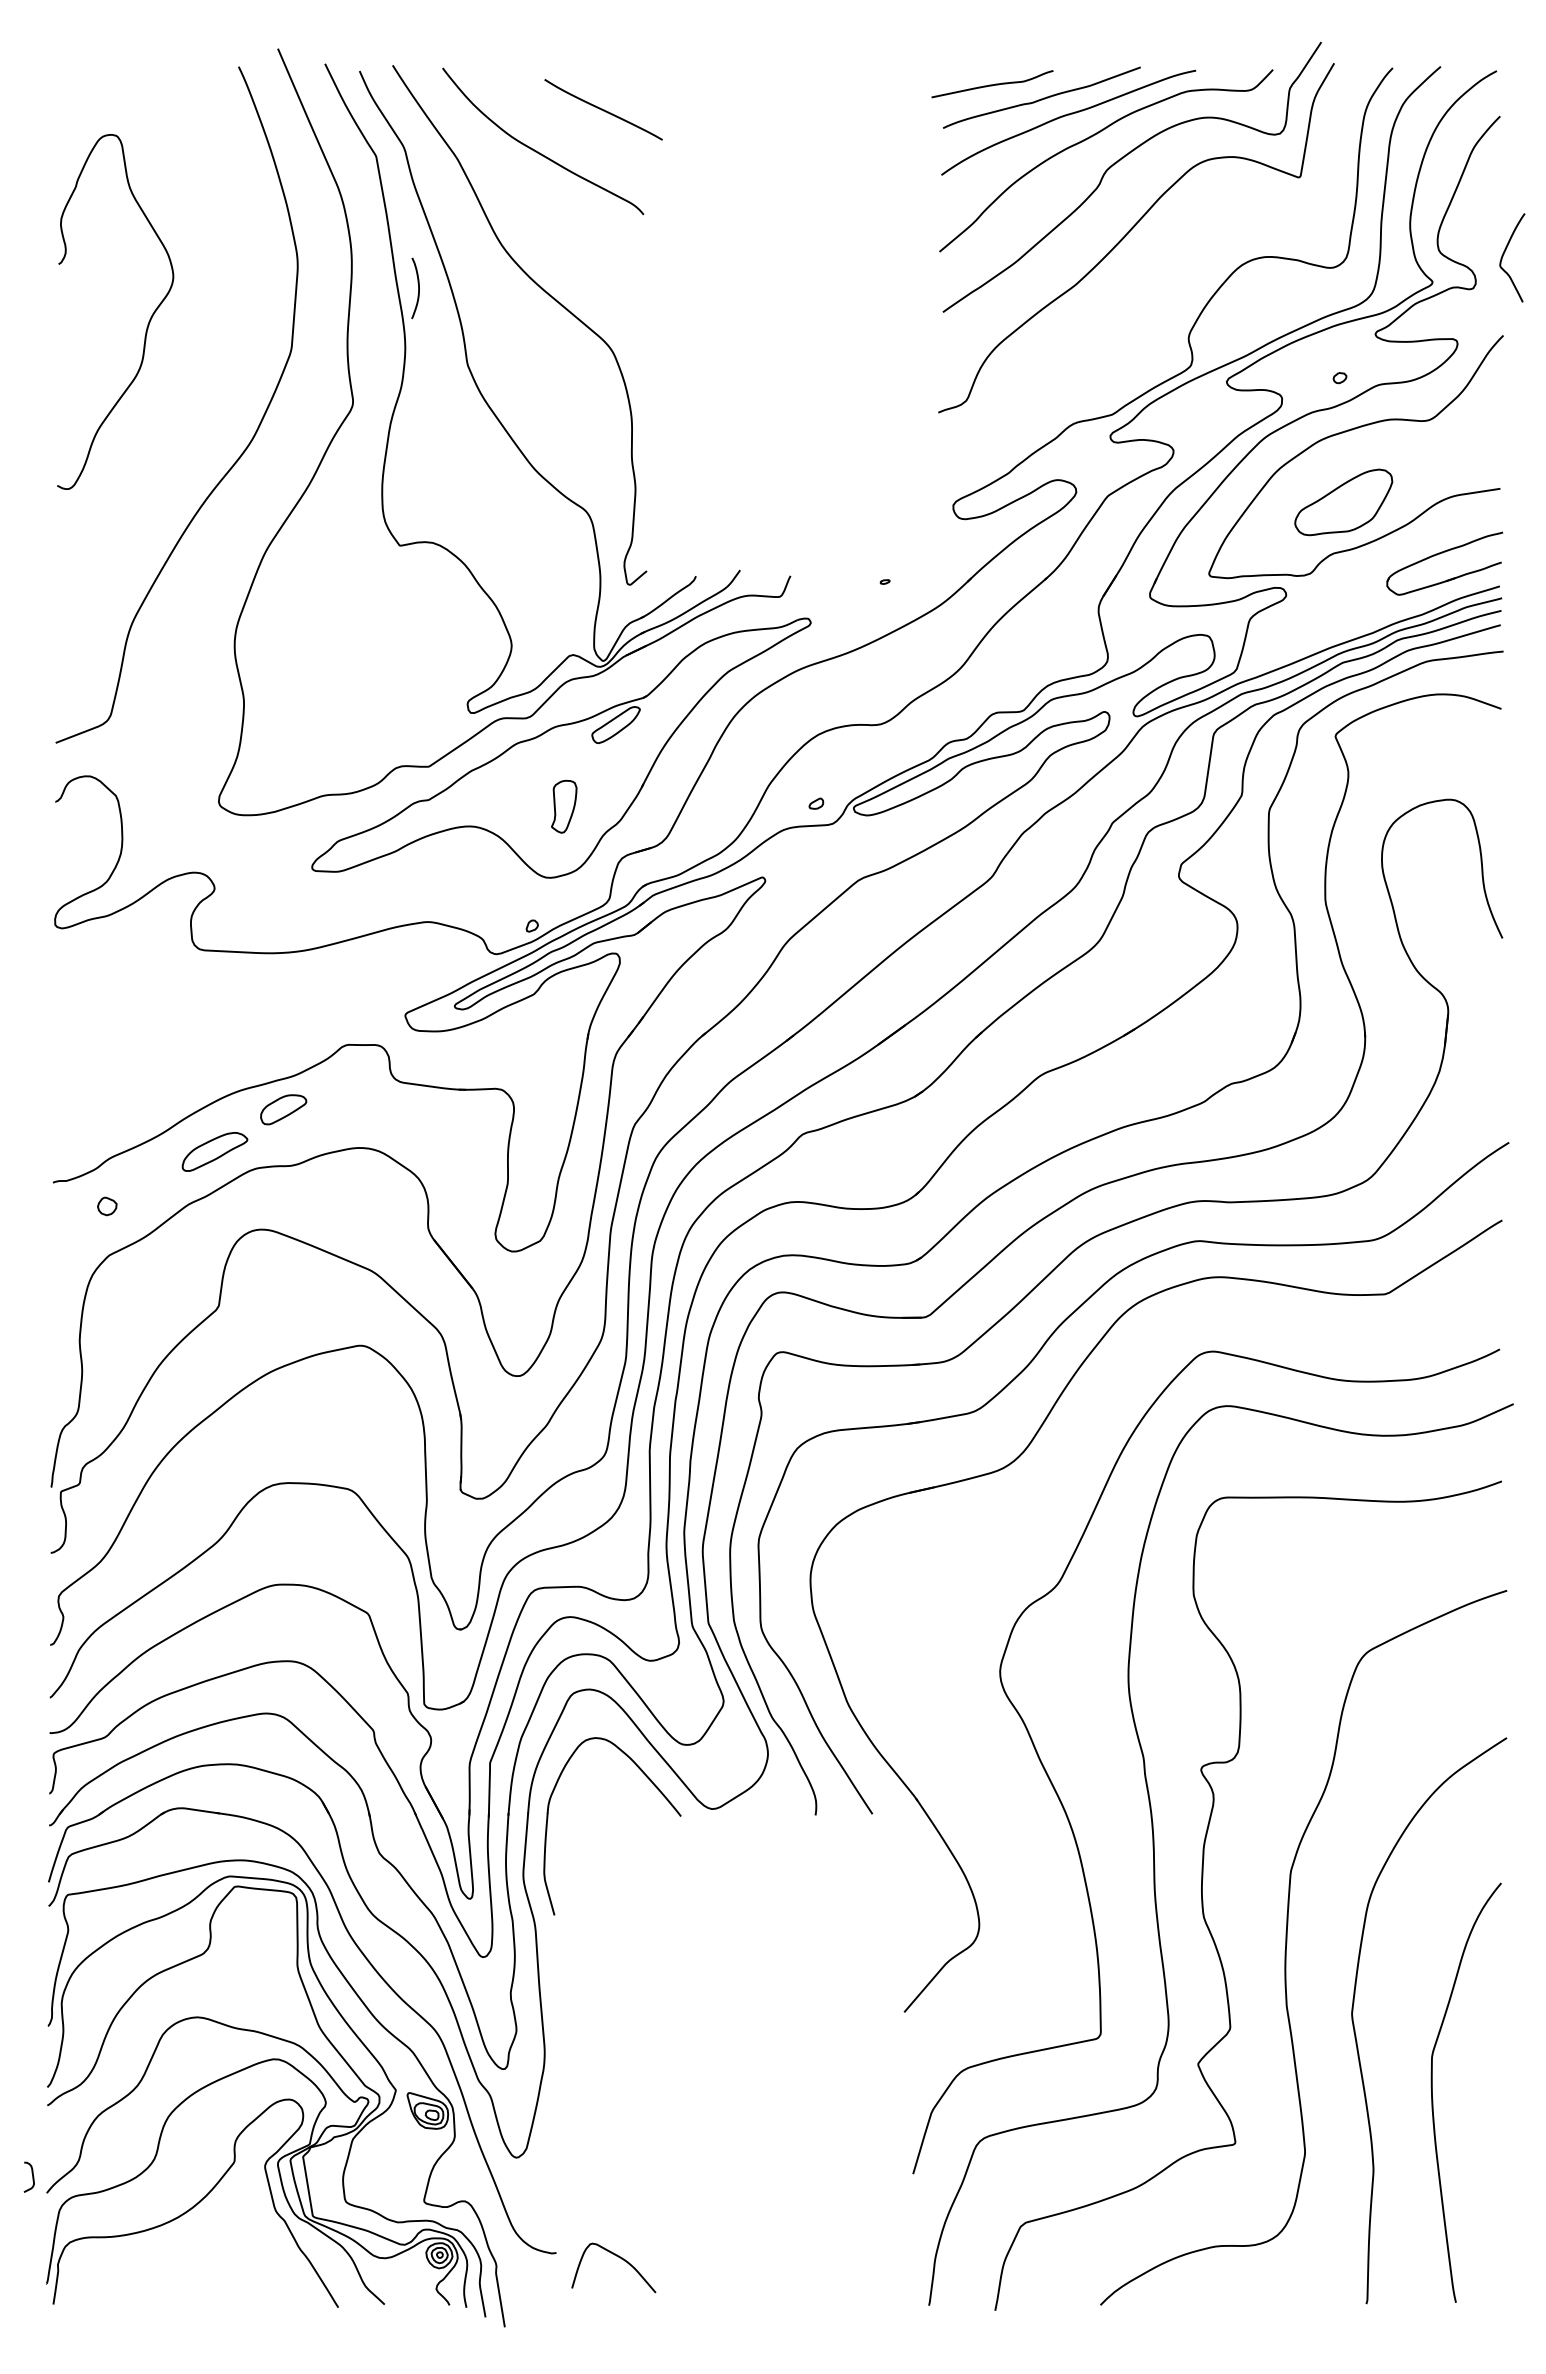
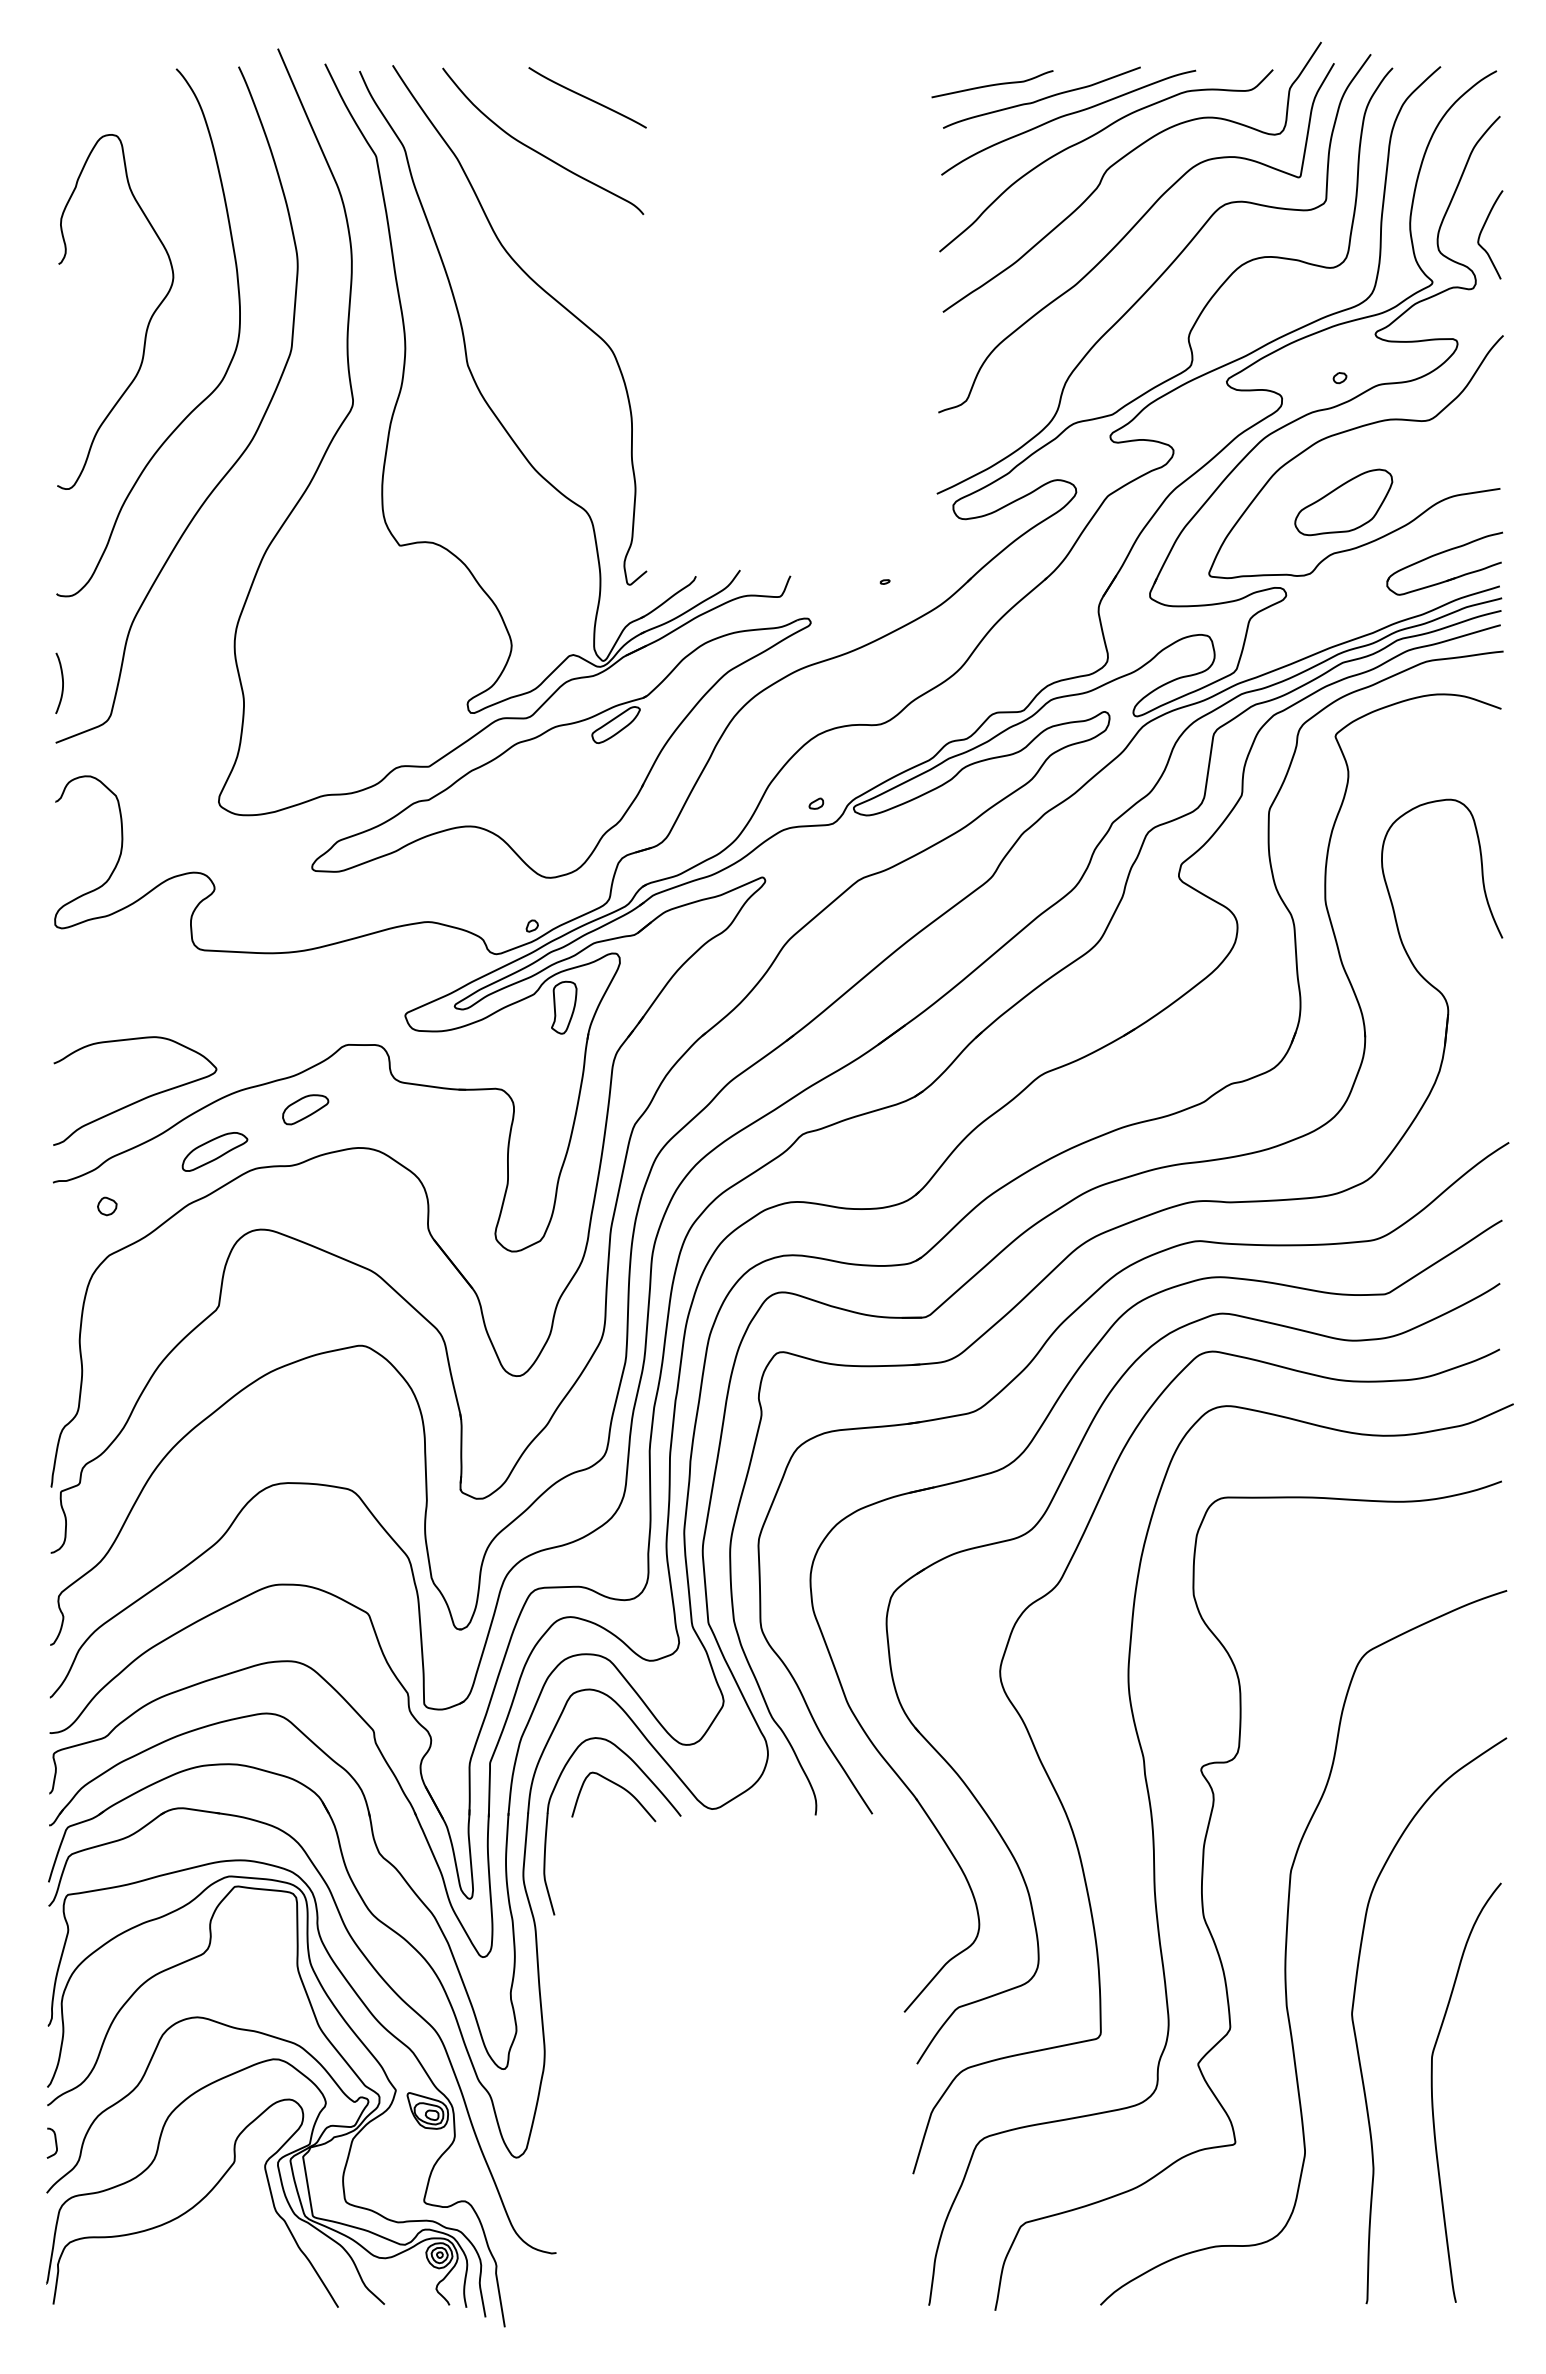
curve position: (603, 109) -> (587, 97) (587, 97)
curve position: (1504, 254) -> (1482, 231) (1482, 231)
curve: none -> present (1157, 278)
curve position: (418, 288) -> (62, 683) (62, 683)
curve: none -> present (225, 371)
part position: (564, 806) -> (564, 1007) (564, 1007)
curve: none -> present (139, 1099)
part position: (283, 1109) -> (305, 1109) (305, 1109)
part: none -> present (1035, 1527)
curve position: (32, 2176) -> (55, 2142) (55, 2142)
curve position: (618, 2257) -> (618, 1786) (618, 1786)
